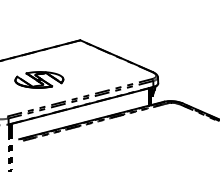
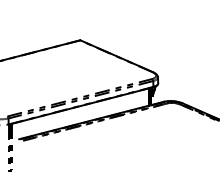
part: present -> none (39, 79)
